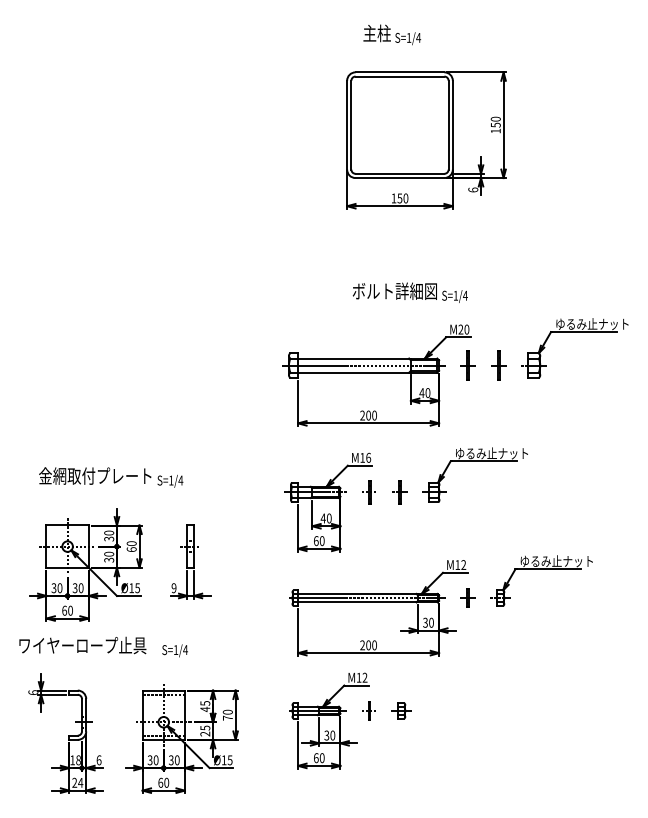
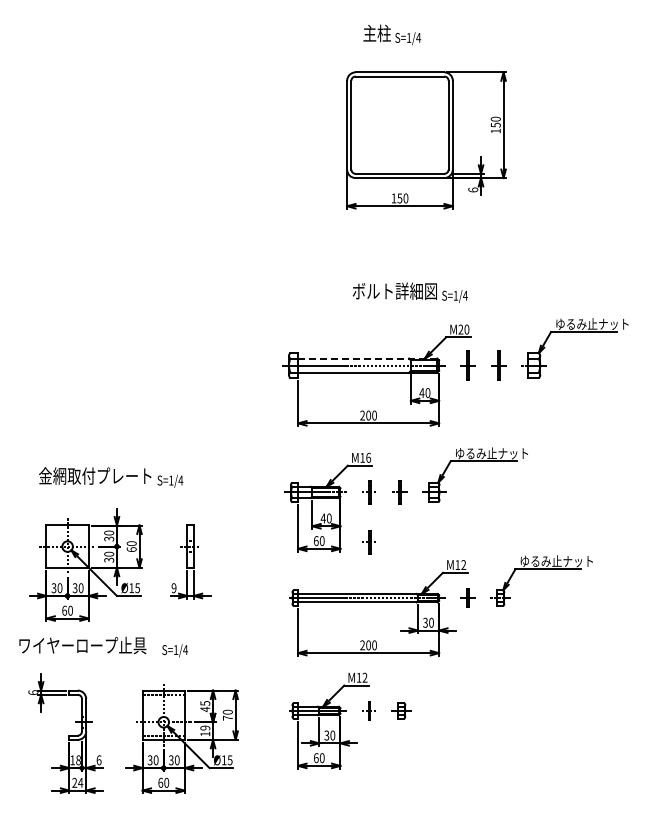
line: solid -> dashed (367, 358)
part: none -> present (368, 542)
text: 25 -> 19 (205, 730)
